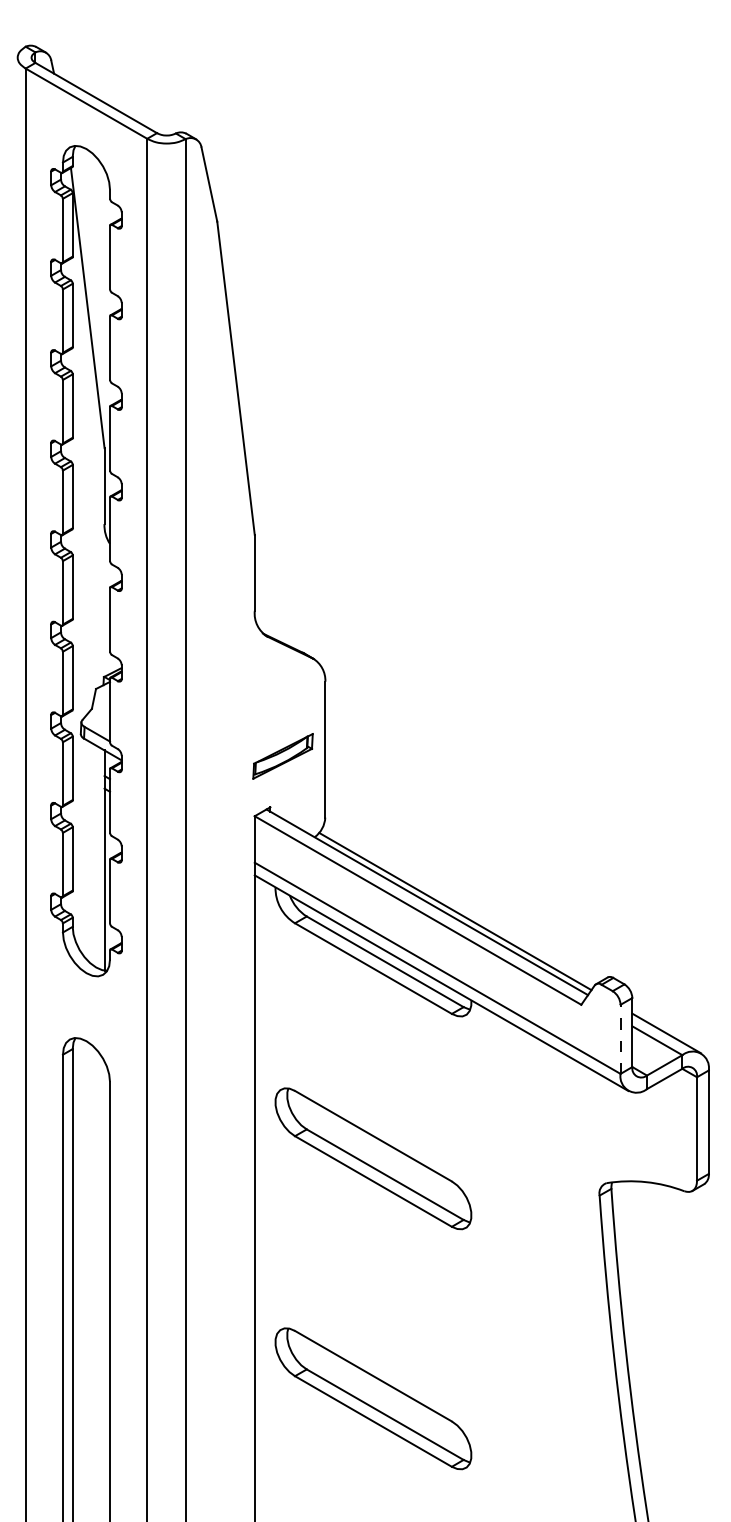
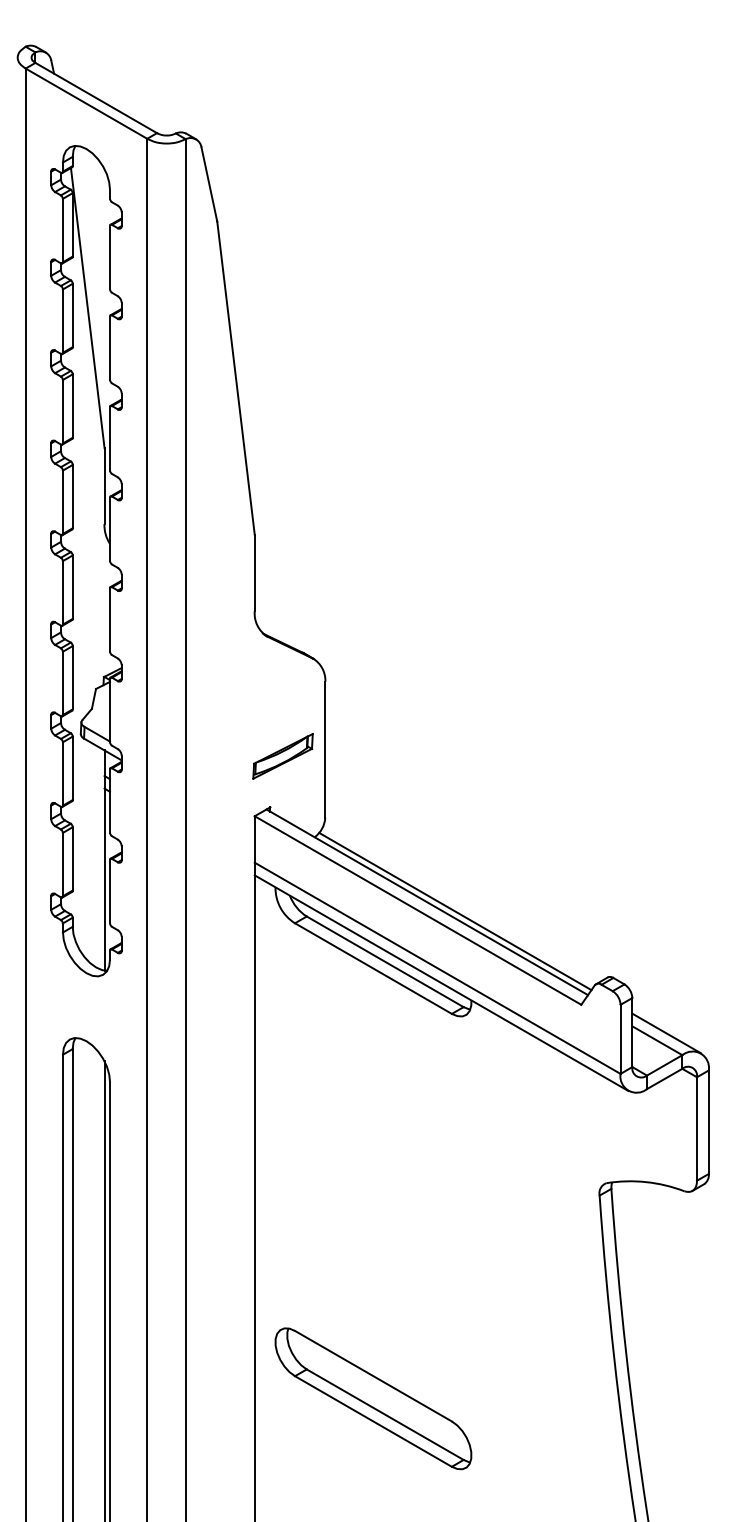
line: dashed -> solid (620, 1039)
part: present -> none (373, 1158)
line: none -> present (104, 1289)
